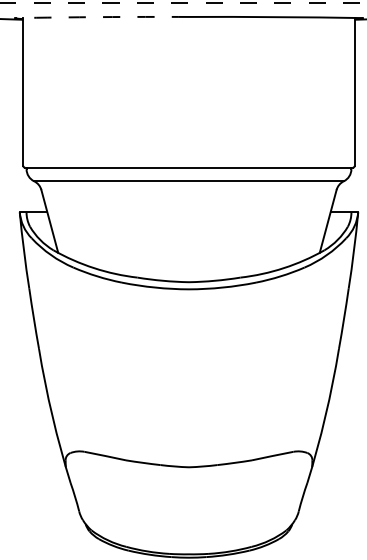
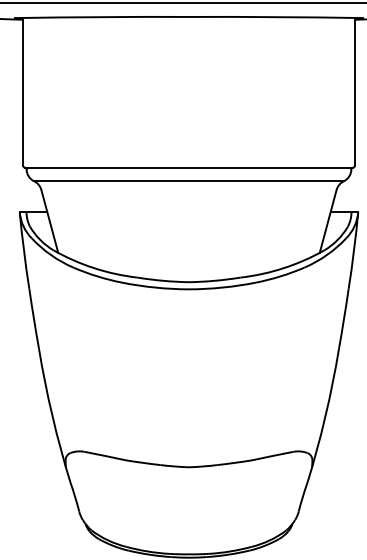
line: dashed -> solid (184, 2)
arc: dashed -> solid (101, 17)
